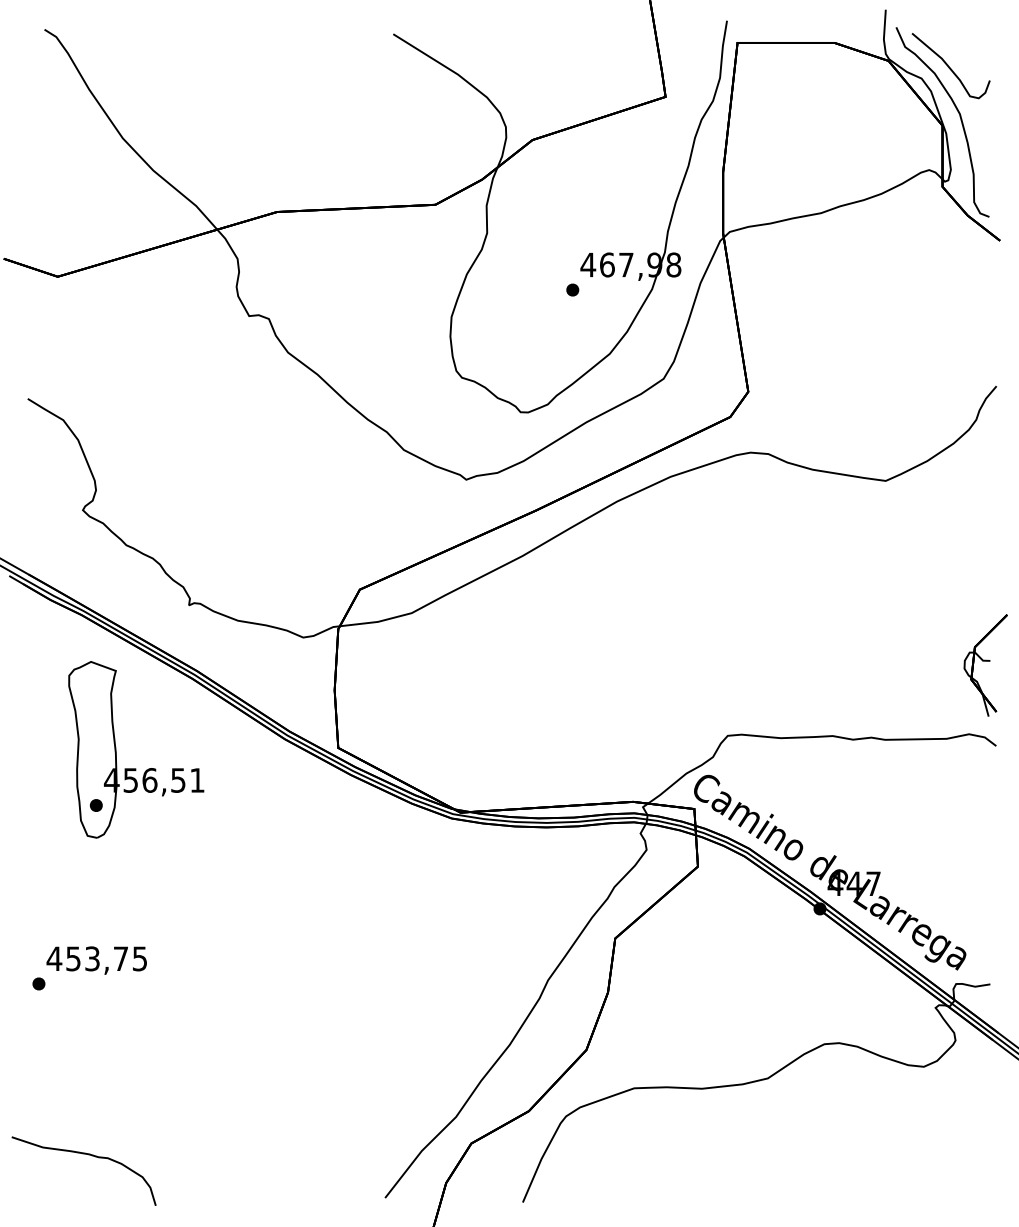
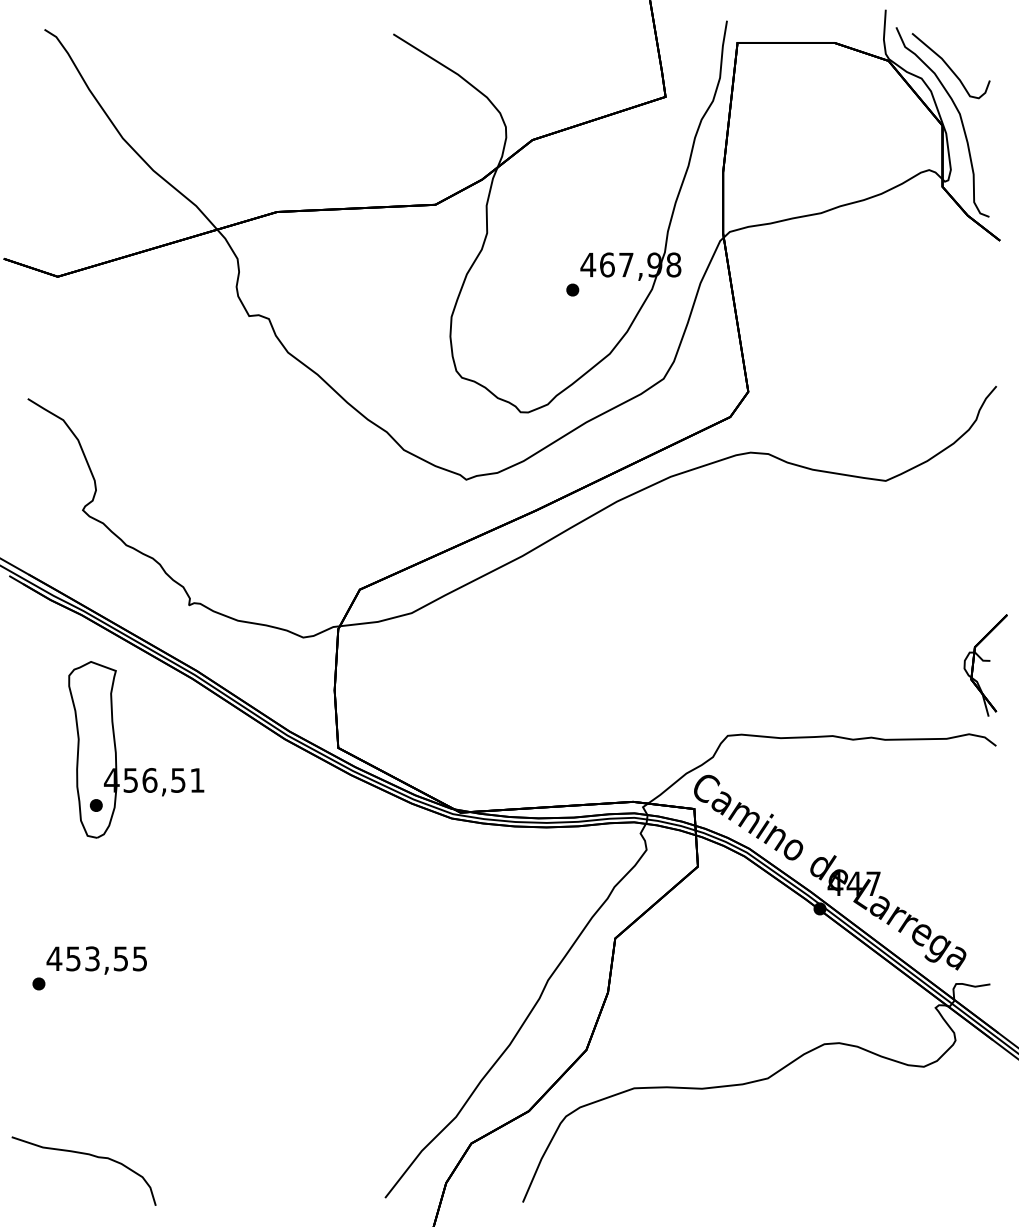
text: 453,75 -> 453,55 (120, 958)
